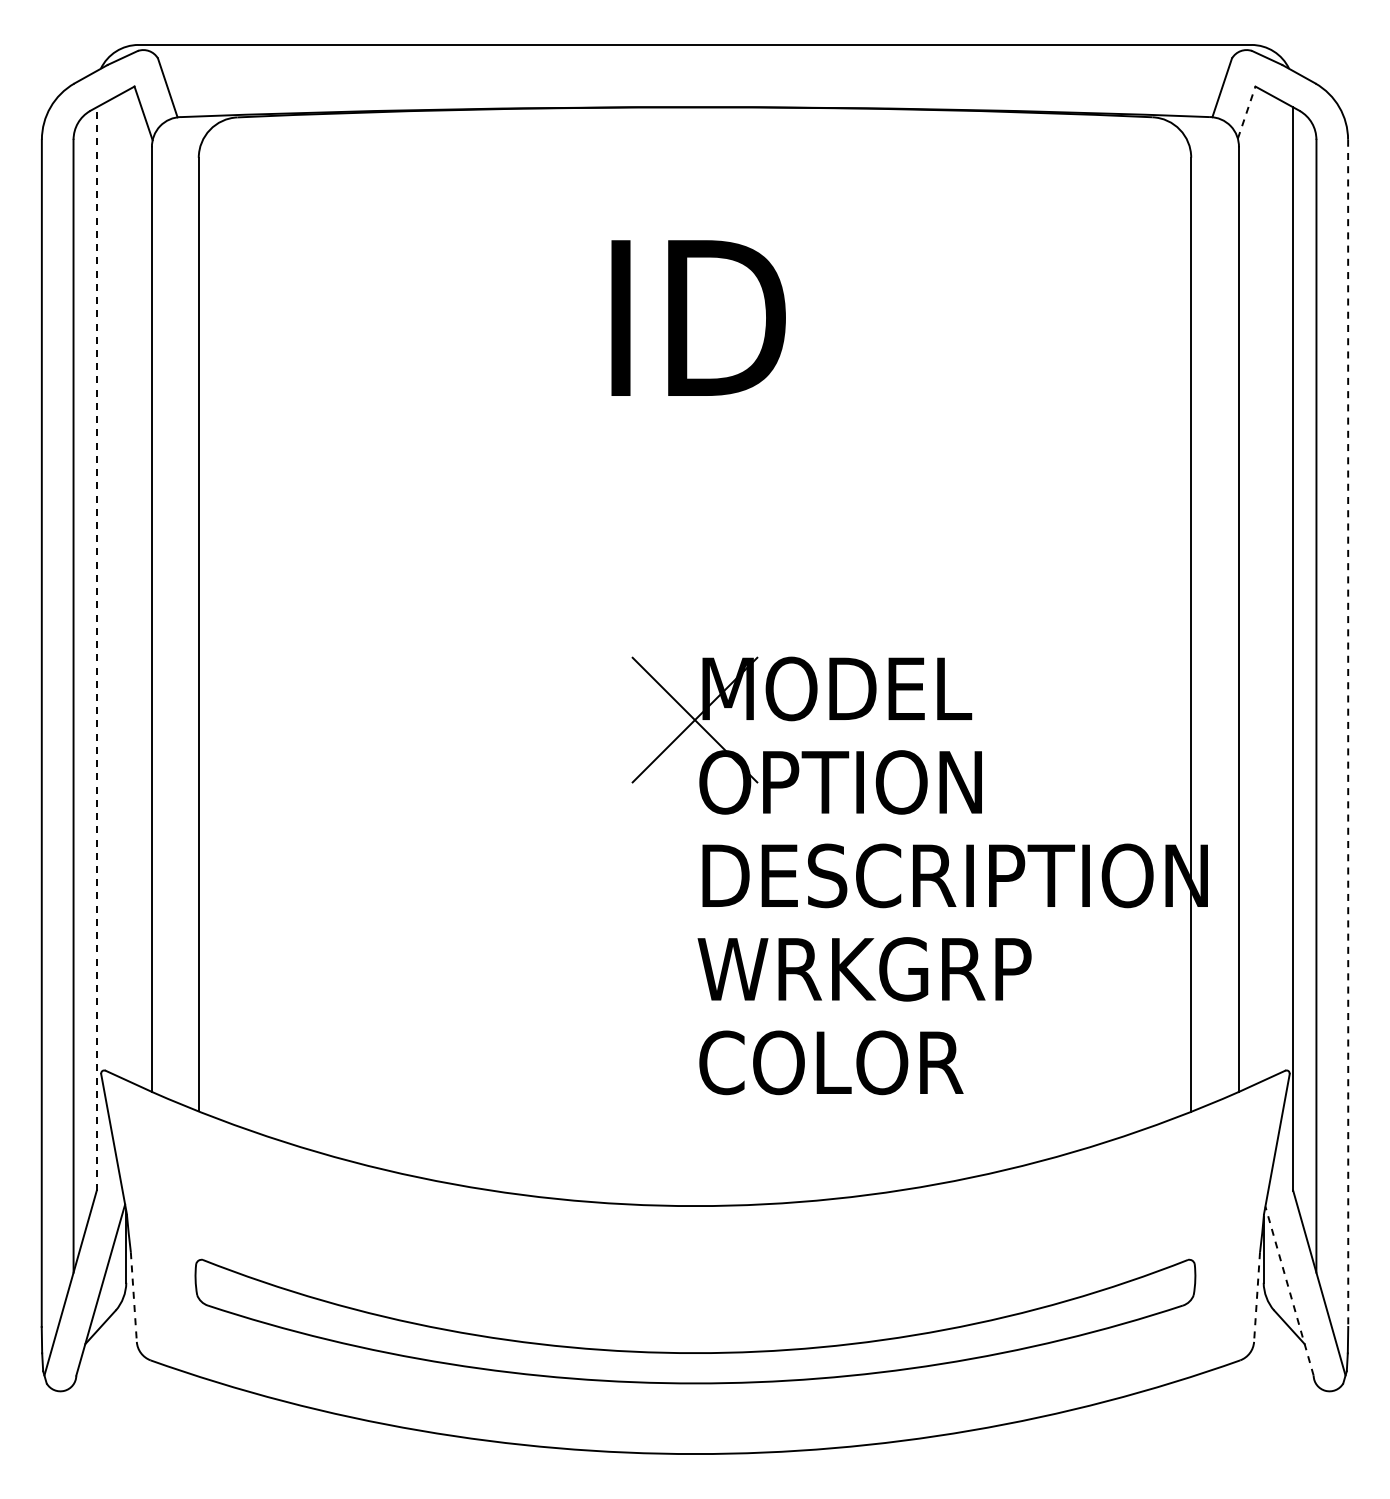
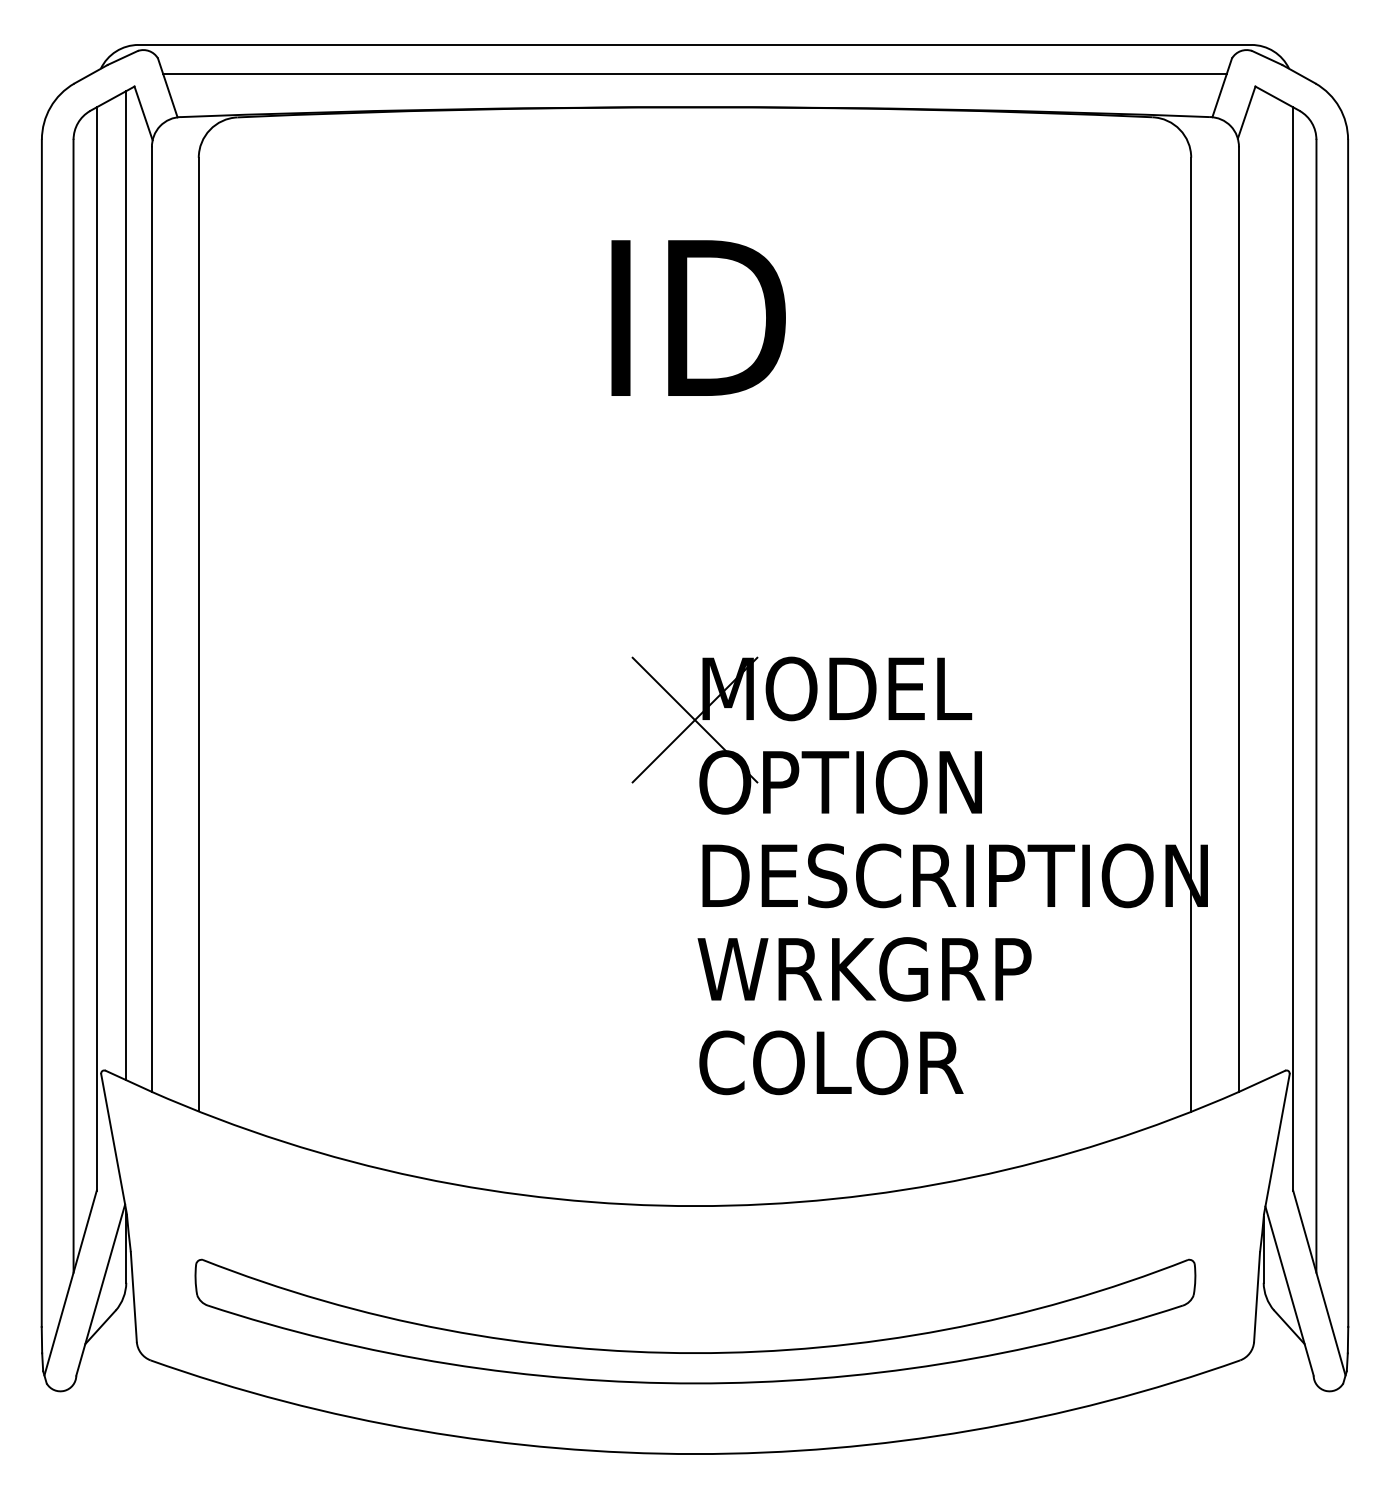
line: none -> present (694, 74)
line: dashed -> solid (1246, 112)
line: none -> present (126, 585)
line: dashed -> solid (96, 648)
line: dashed -> solid (1348, 733)
line: dashed -> solid (1289, 1291)
line: dashed -> solid (133, 1297)
line: dashed -> solid (1257, 1297)
